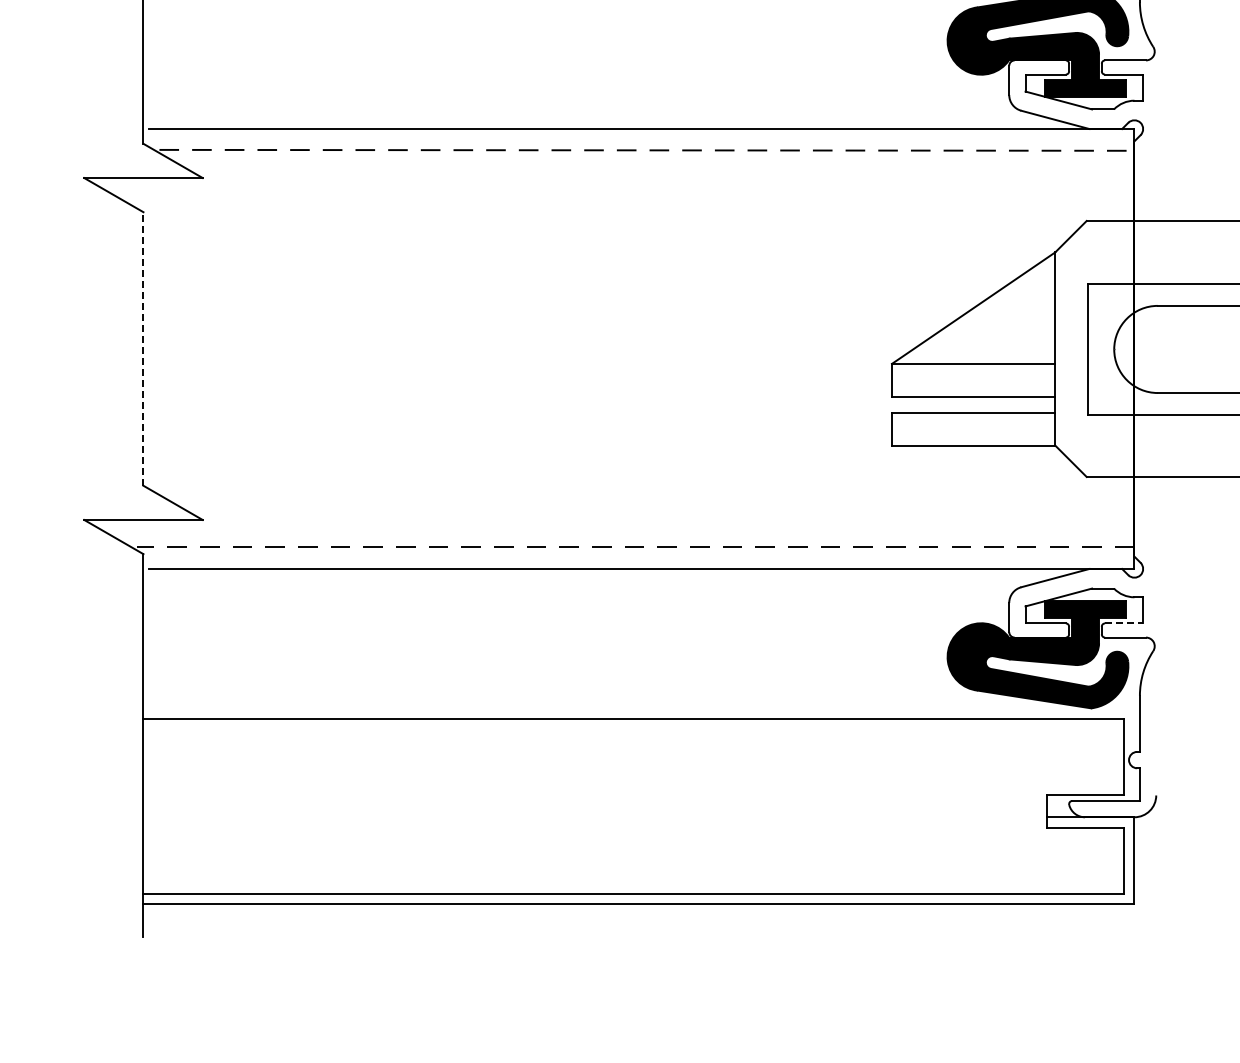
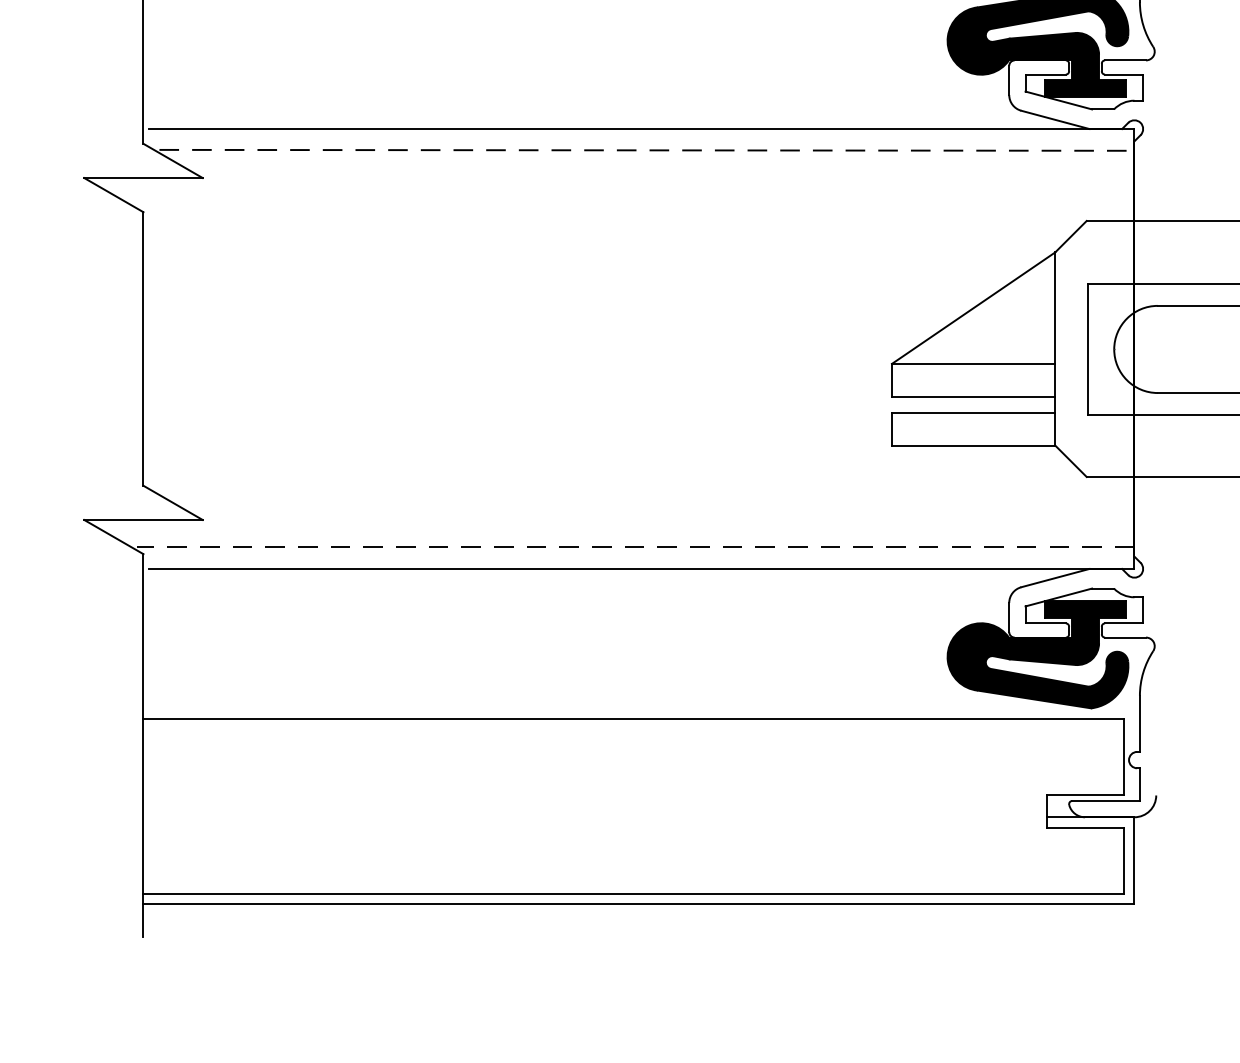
line: dashed -> solid (143, 349)
line: dashed -> solid (1124, 623)
